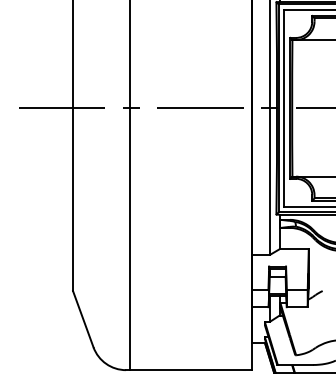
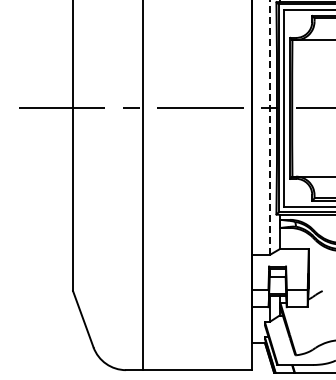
line: solid -> dashed (269, 128)
line position: (129, 186) -> (142, 186) (142, 186)
